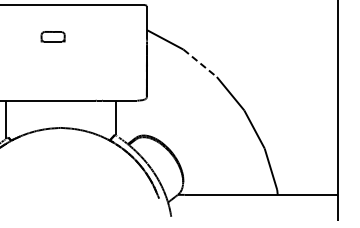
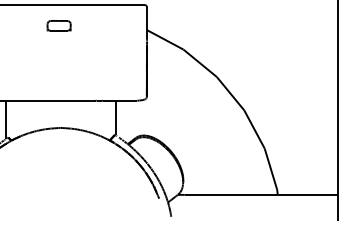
part position: (52, 36) -> (58, 25) (58, 25)
line: dashed -> solid (200, 63)
